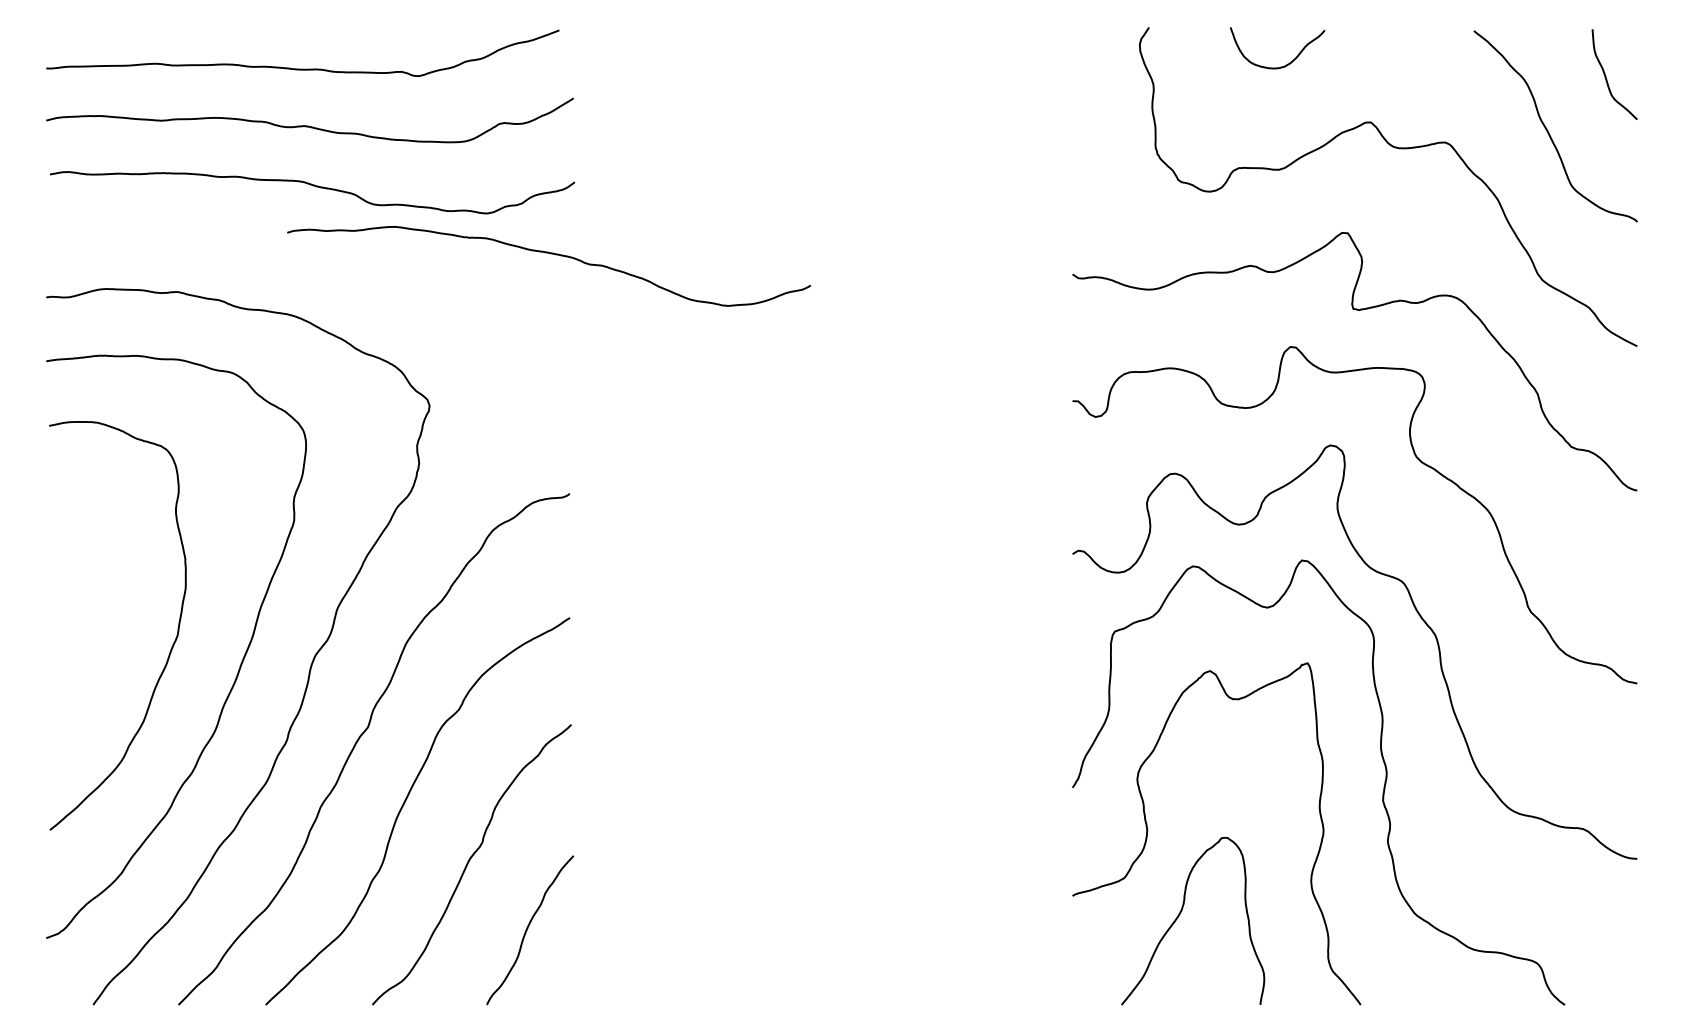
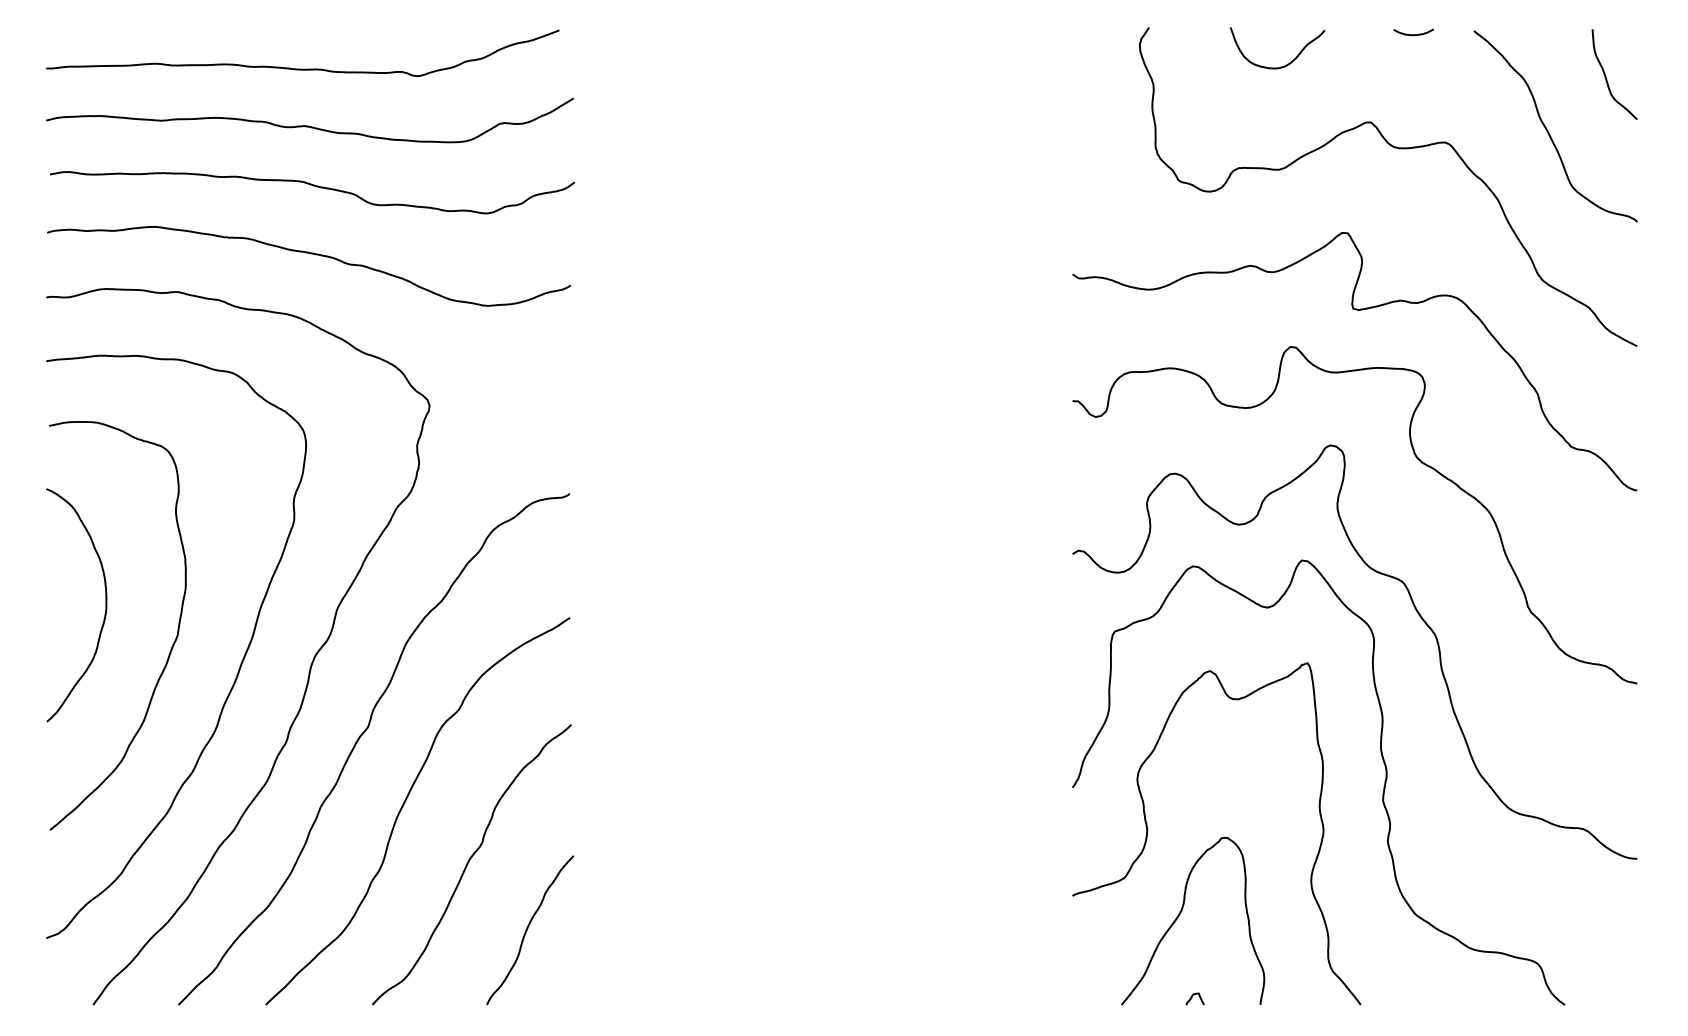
curve: none -> present (1413, 34)
curve position: (550, 254) -> (310, 254) (310, 254)
curve: none -> present (105, 605)
curve: none -> present (1193, 996)
